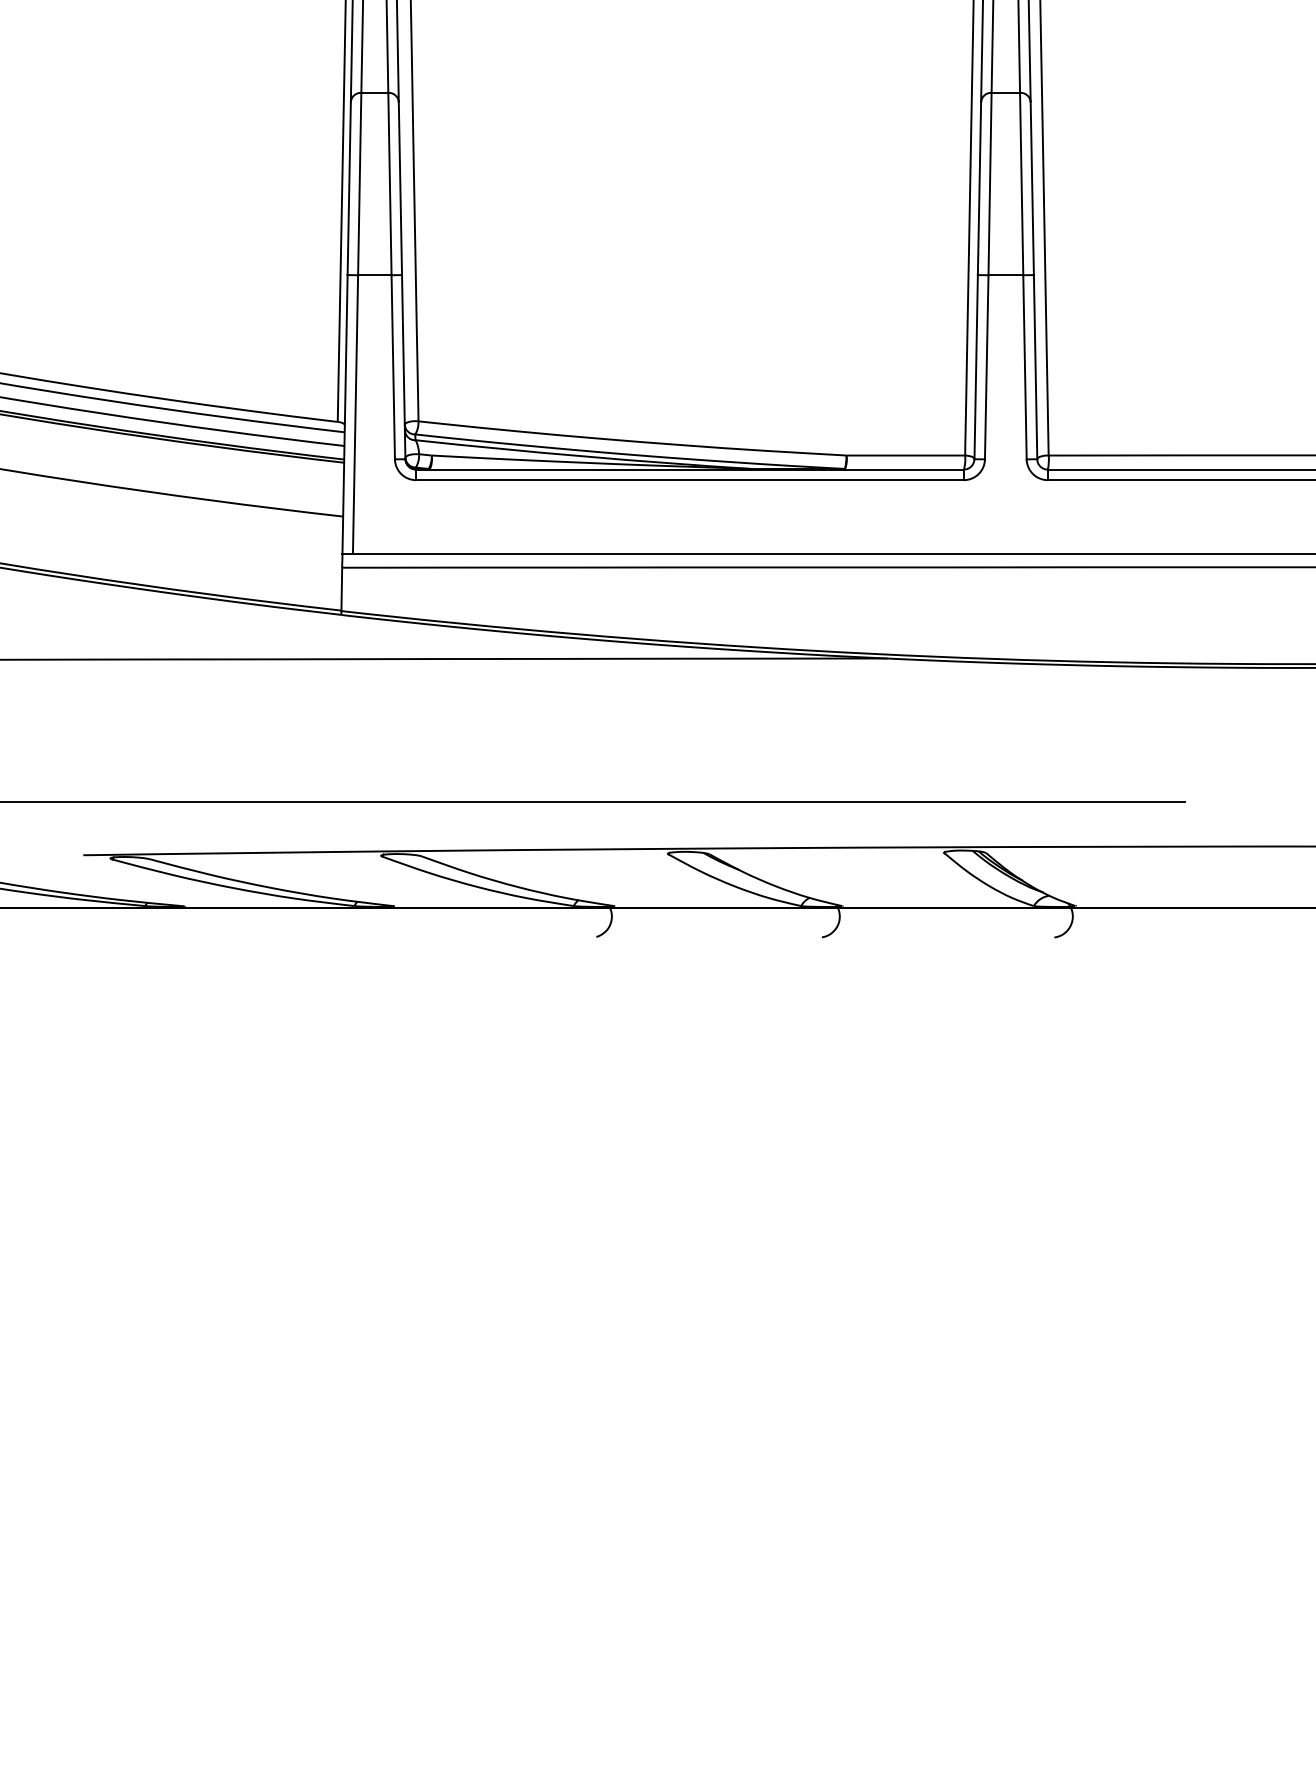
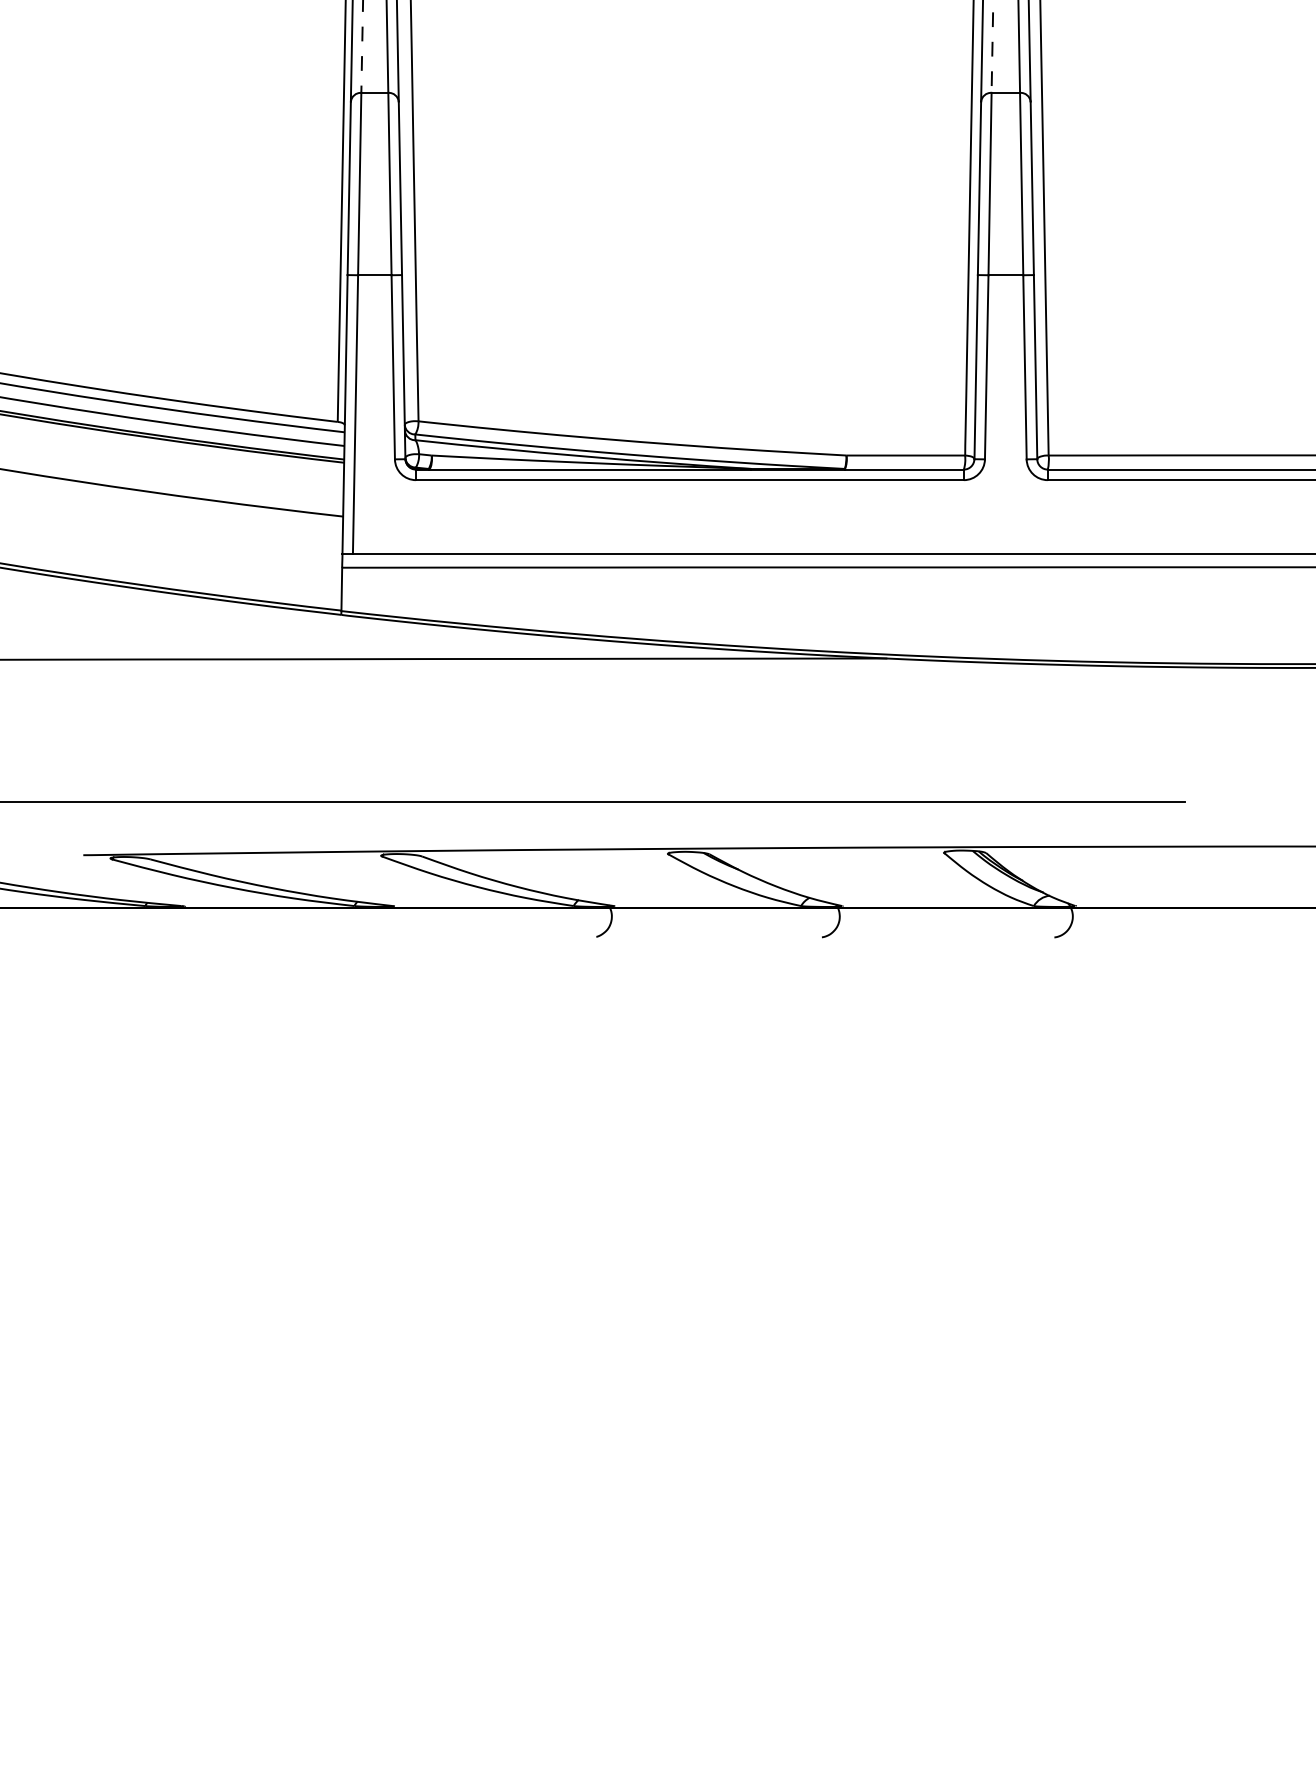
line: solid -> dashed (362, 46)
line: solid -> dashed (992, 47)
